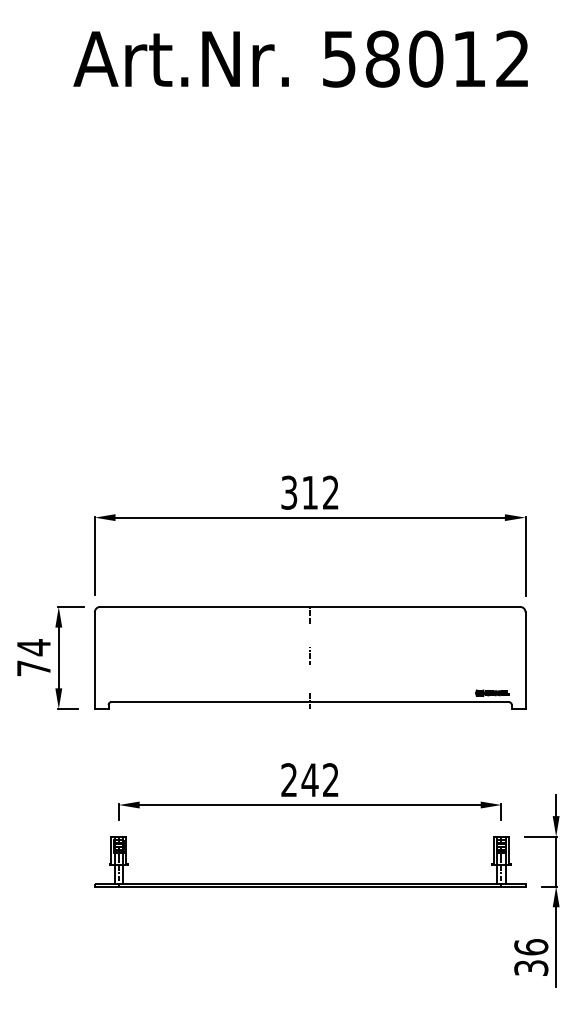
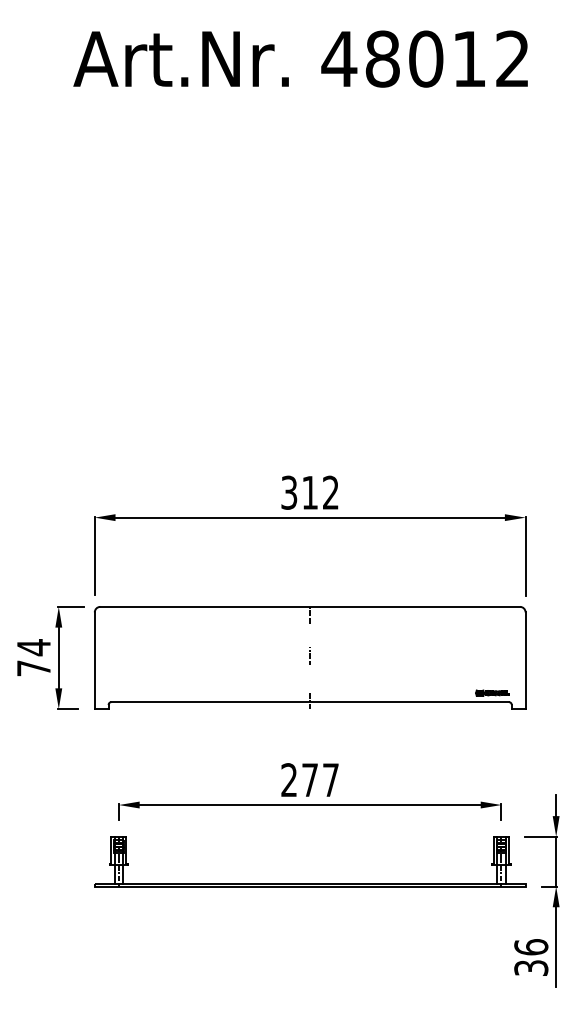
text: 58012 -> 48012 (339, 59)
text: 242 -> 277 (319, 779)
